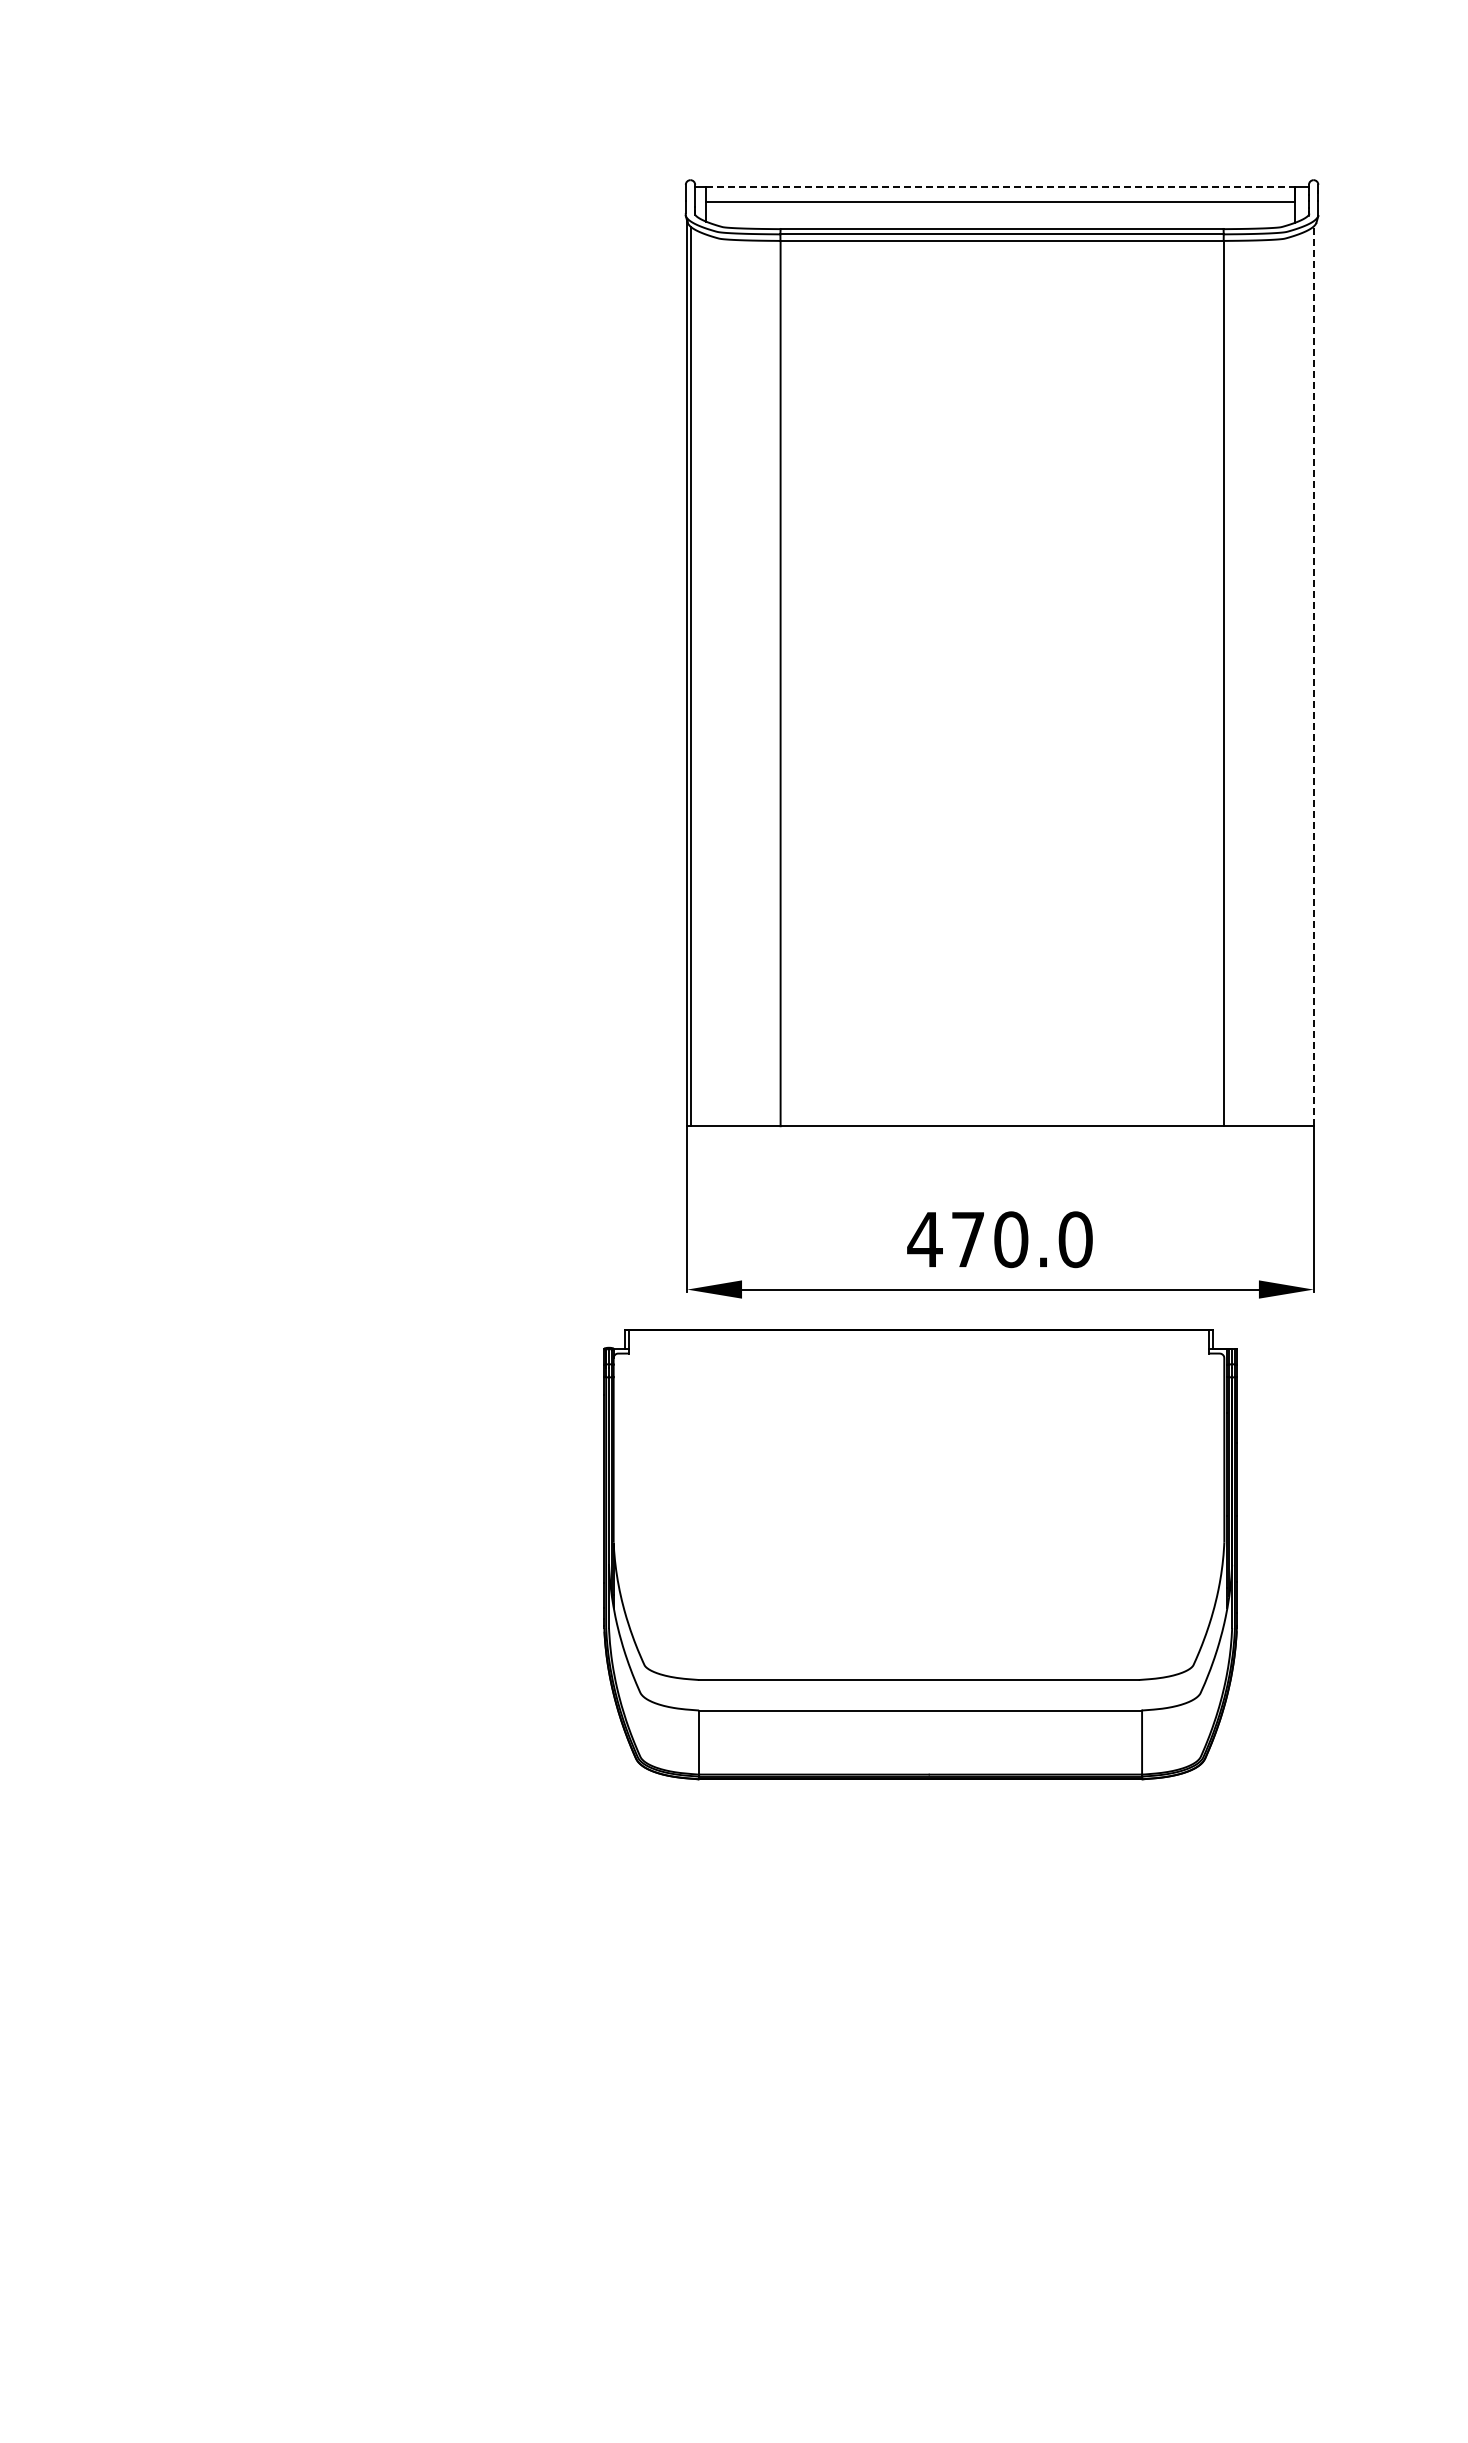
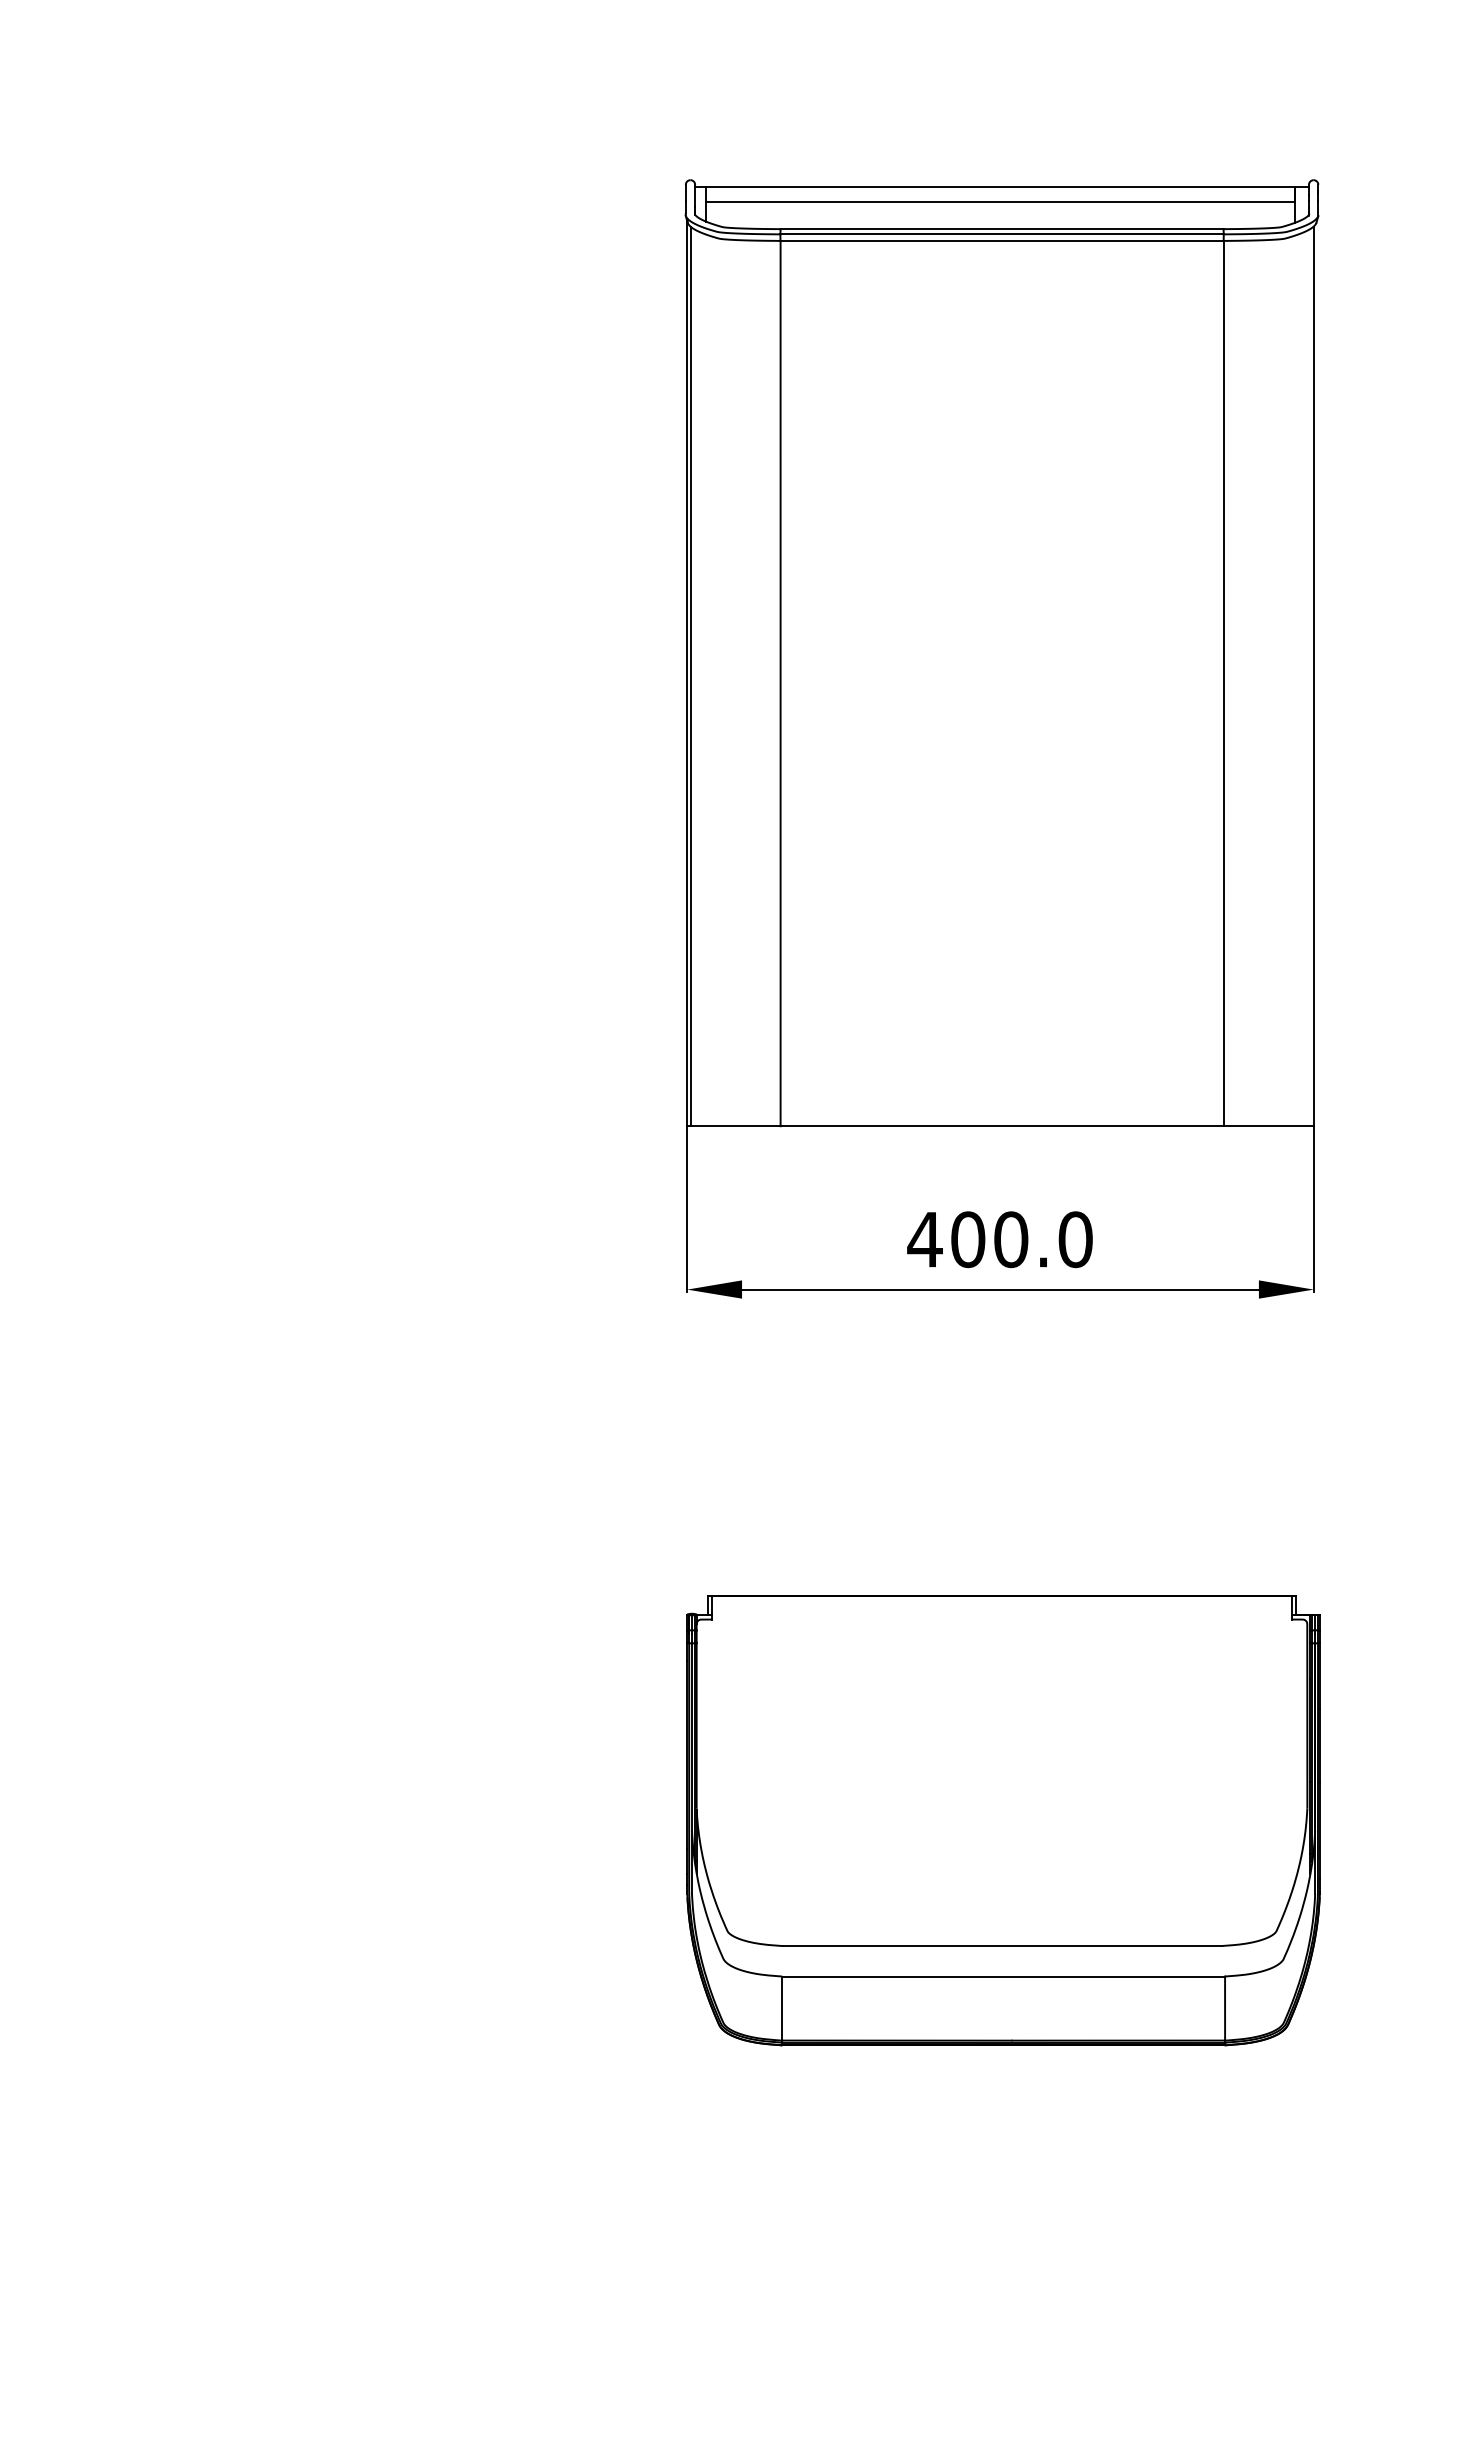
line: dashed -> solid (1000, 186)
line: dashed -> solid (1313, 676)
text: 470.0 -> 400.0 (968, 1239)
part position: (920, 1554) -> (1003, 1820) (1003, 1820)
